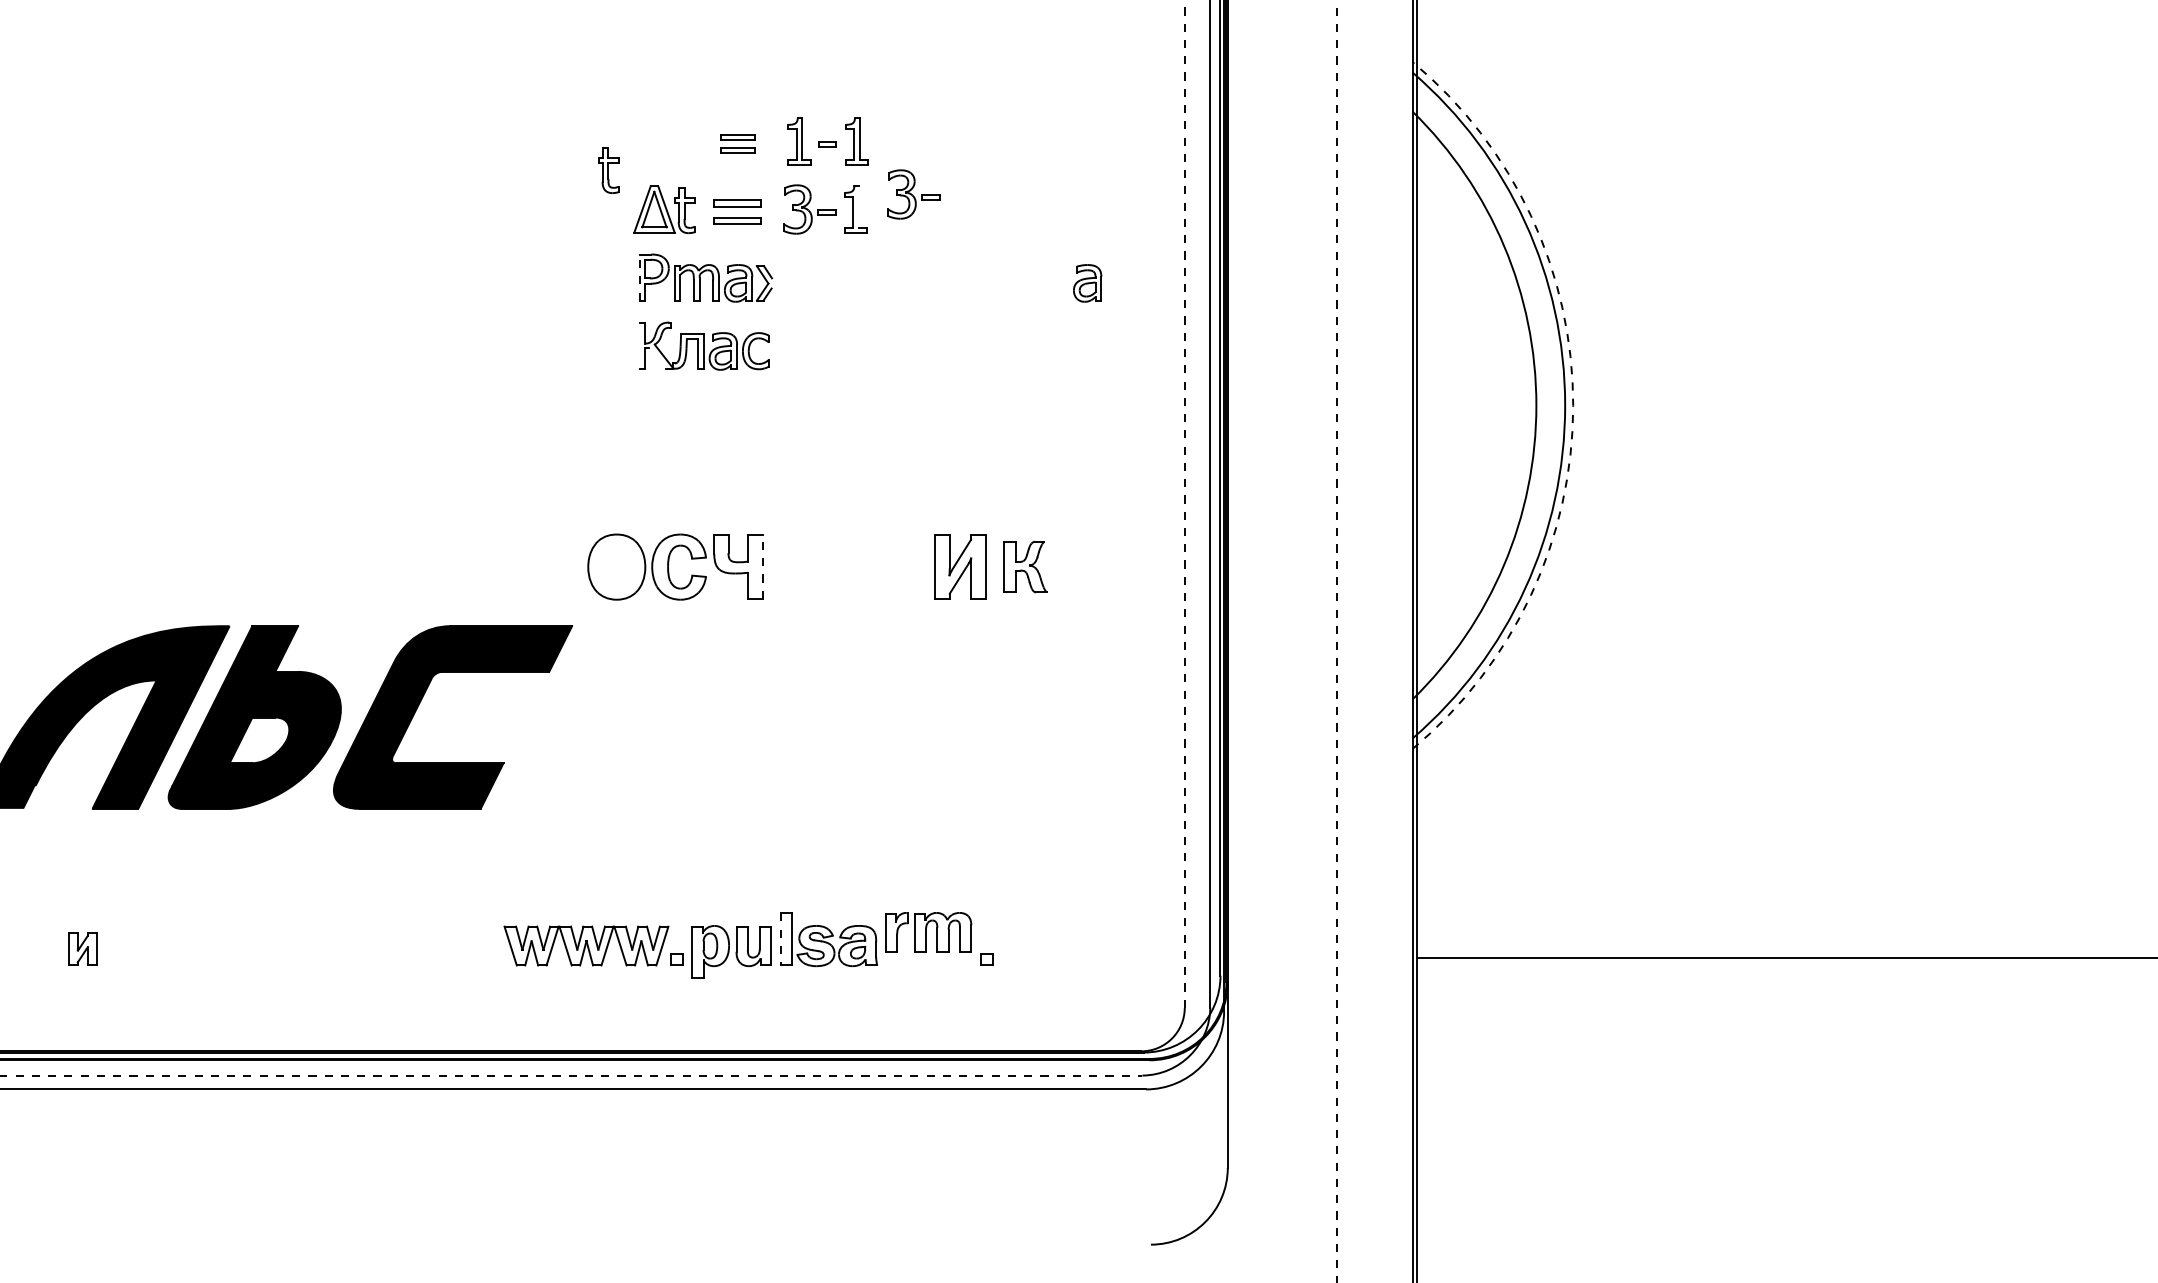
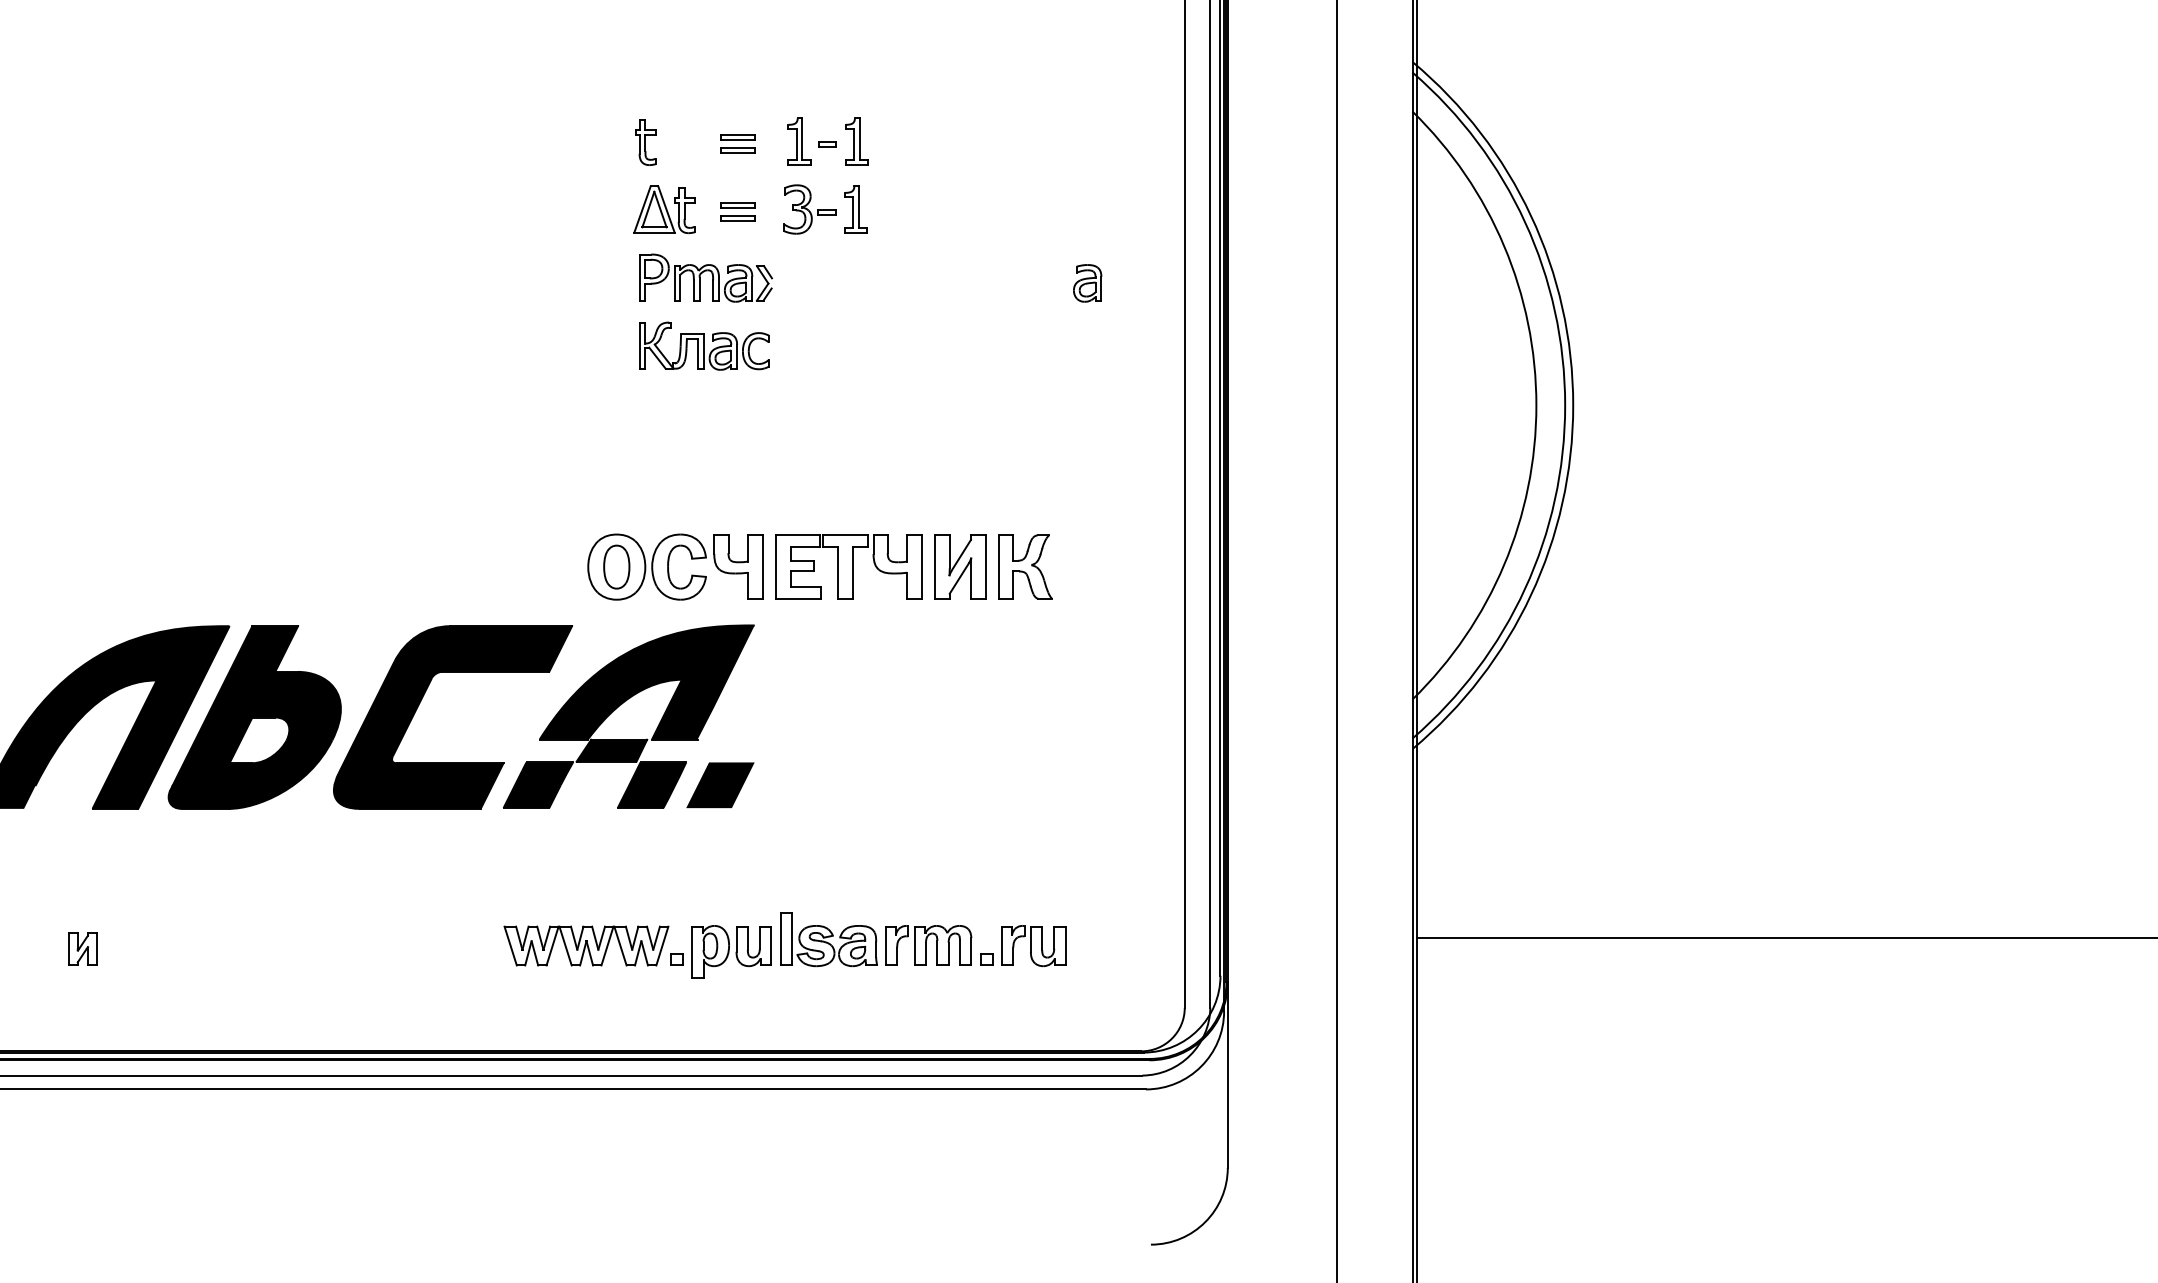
part position: (608, 170) -> (645, 142) (645, 142)
part: present -> none (913, 194)
line: none -> present (859, 206)
part size: 49x26 px -> 36x20 px (737, 211)
line: dashed -> solid (639, 277)
line: none -> present (639, 345)
line: none -> present (657, 357)
arc: dashed -> solid (1573, 405)
line: dashed -> solid (1184, 503)
part: none -> present (616, 566)
part: none -> present (848, 566)
part size: 45x54 px -> 55x66 px (1025, 566)
line: dashed -> solid (762, 567)
line: dashed -> solid (1336, 641)
part: none -> present (622, 704)
part position: (928, 932) -> (928, 945) (928, 945)
line: dashed -> solid (780, 939)
part: none -> present (1033, 946)
line position: (1785, 957) -> (1785, 937) (1785, 937)
line: dashed -> solid (571, 1075)
